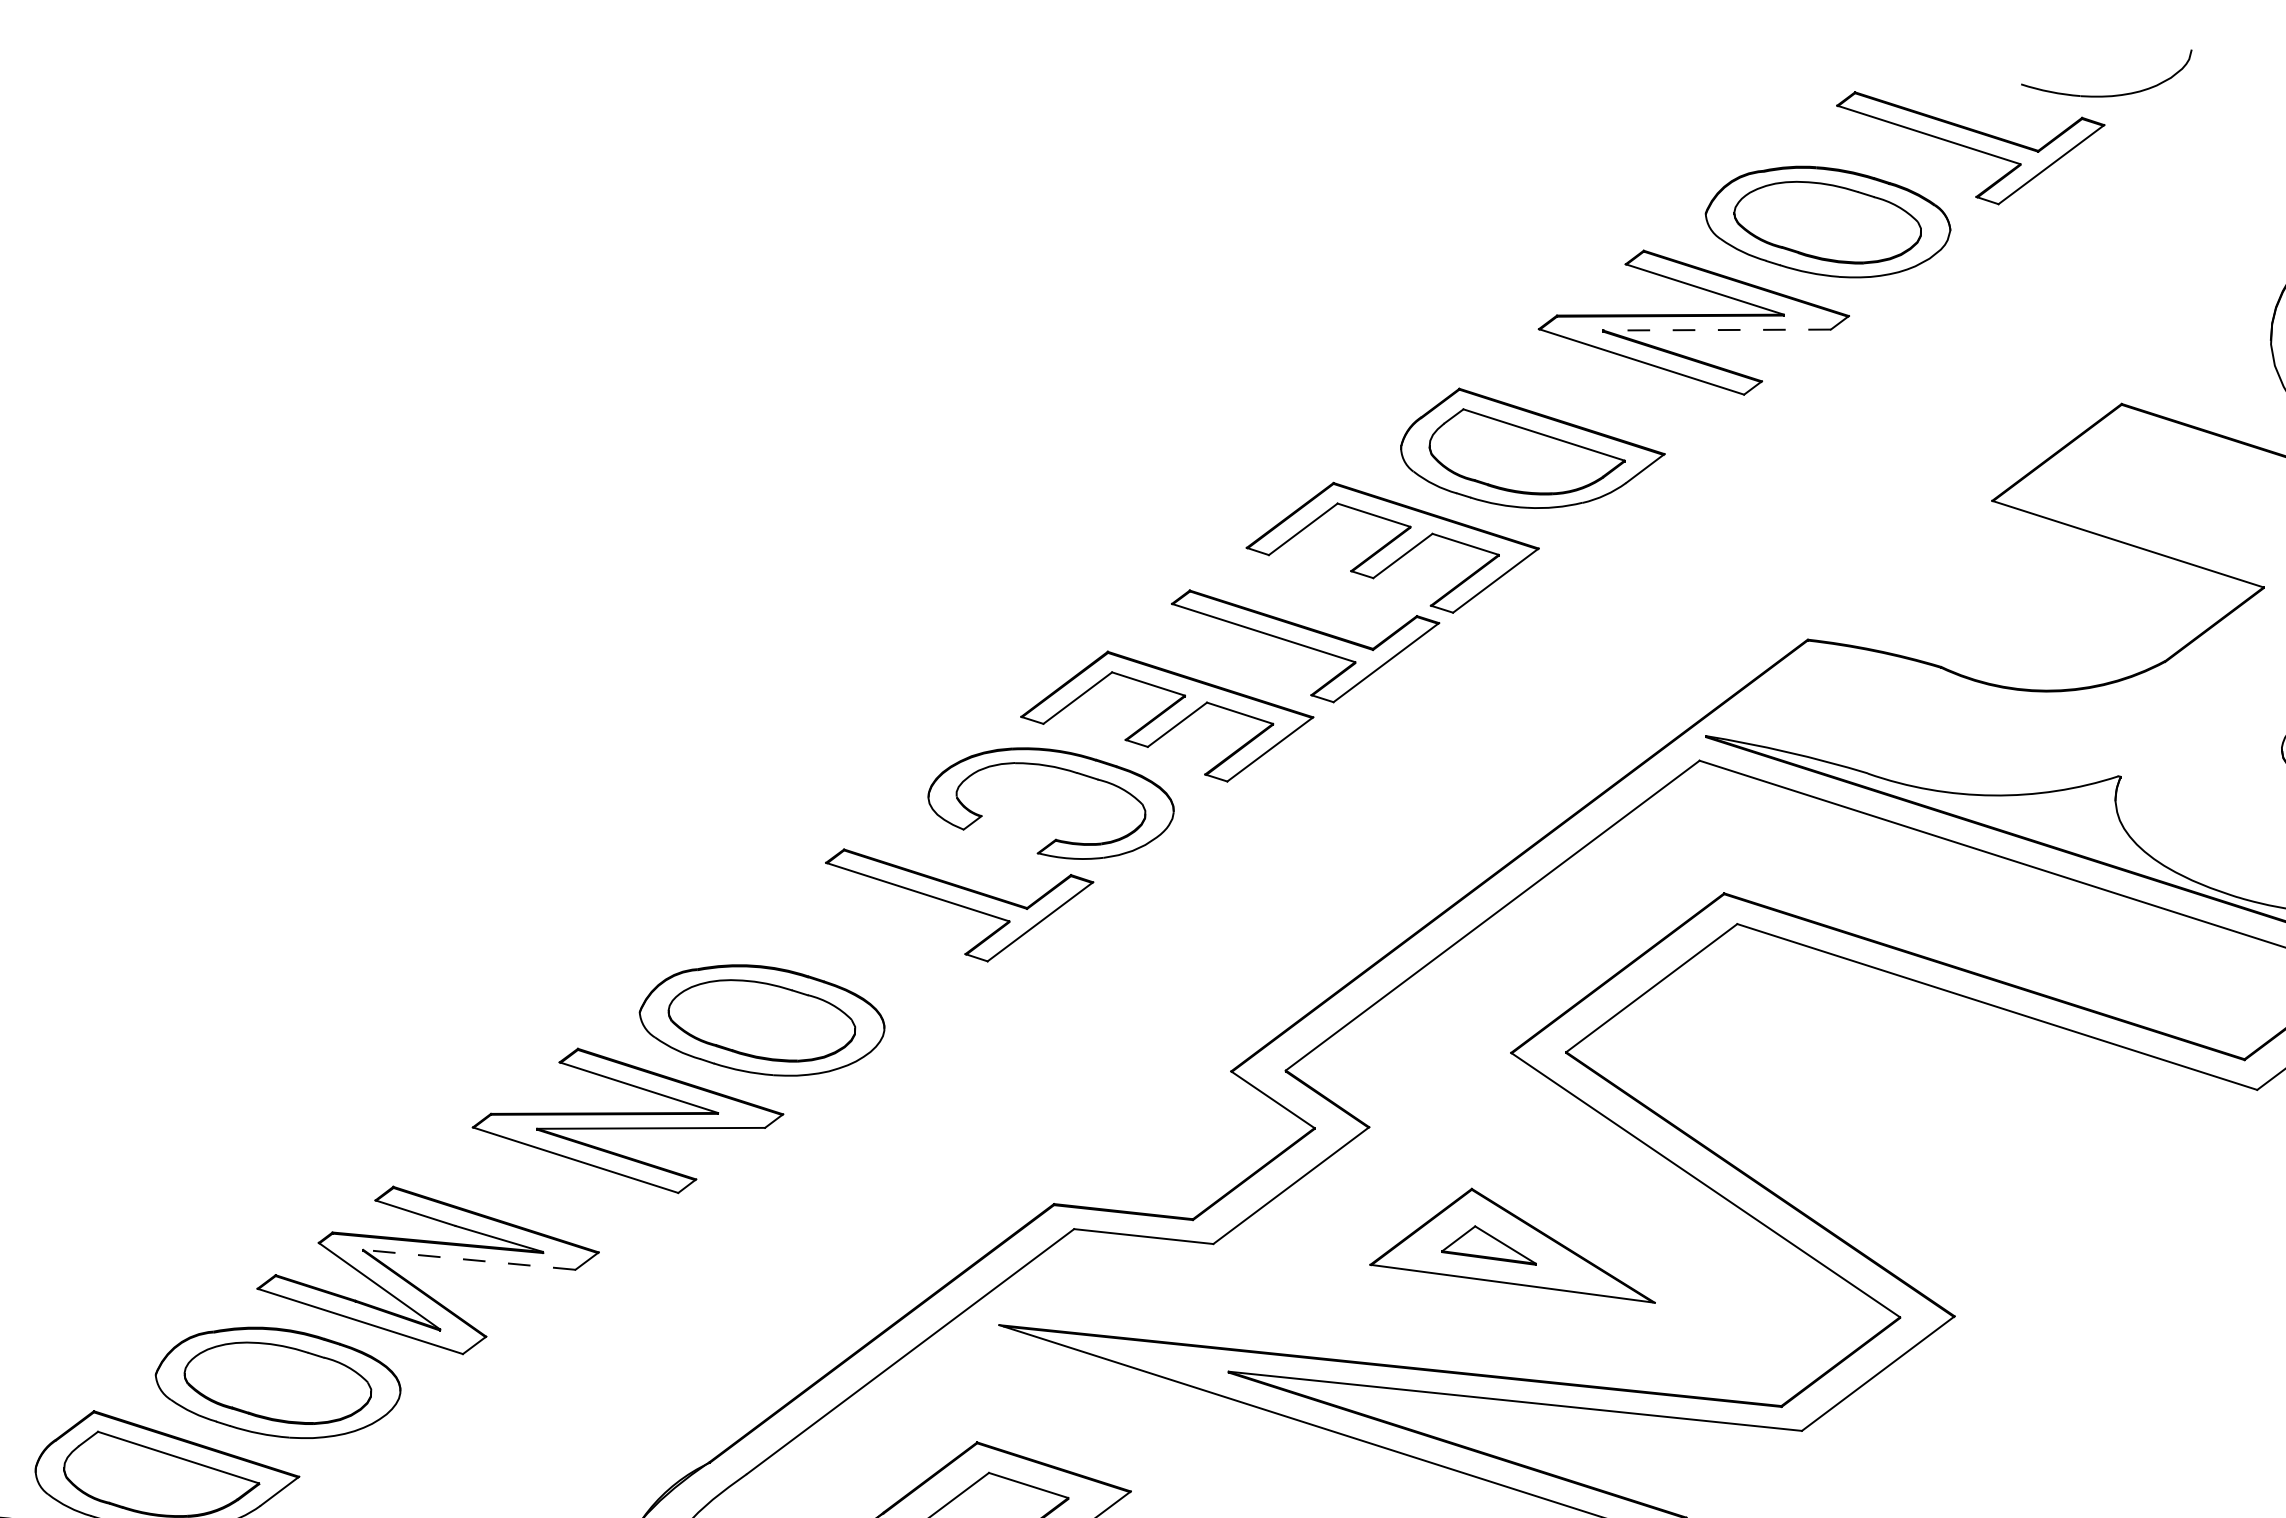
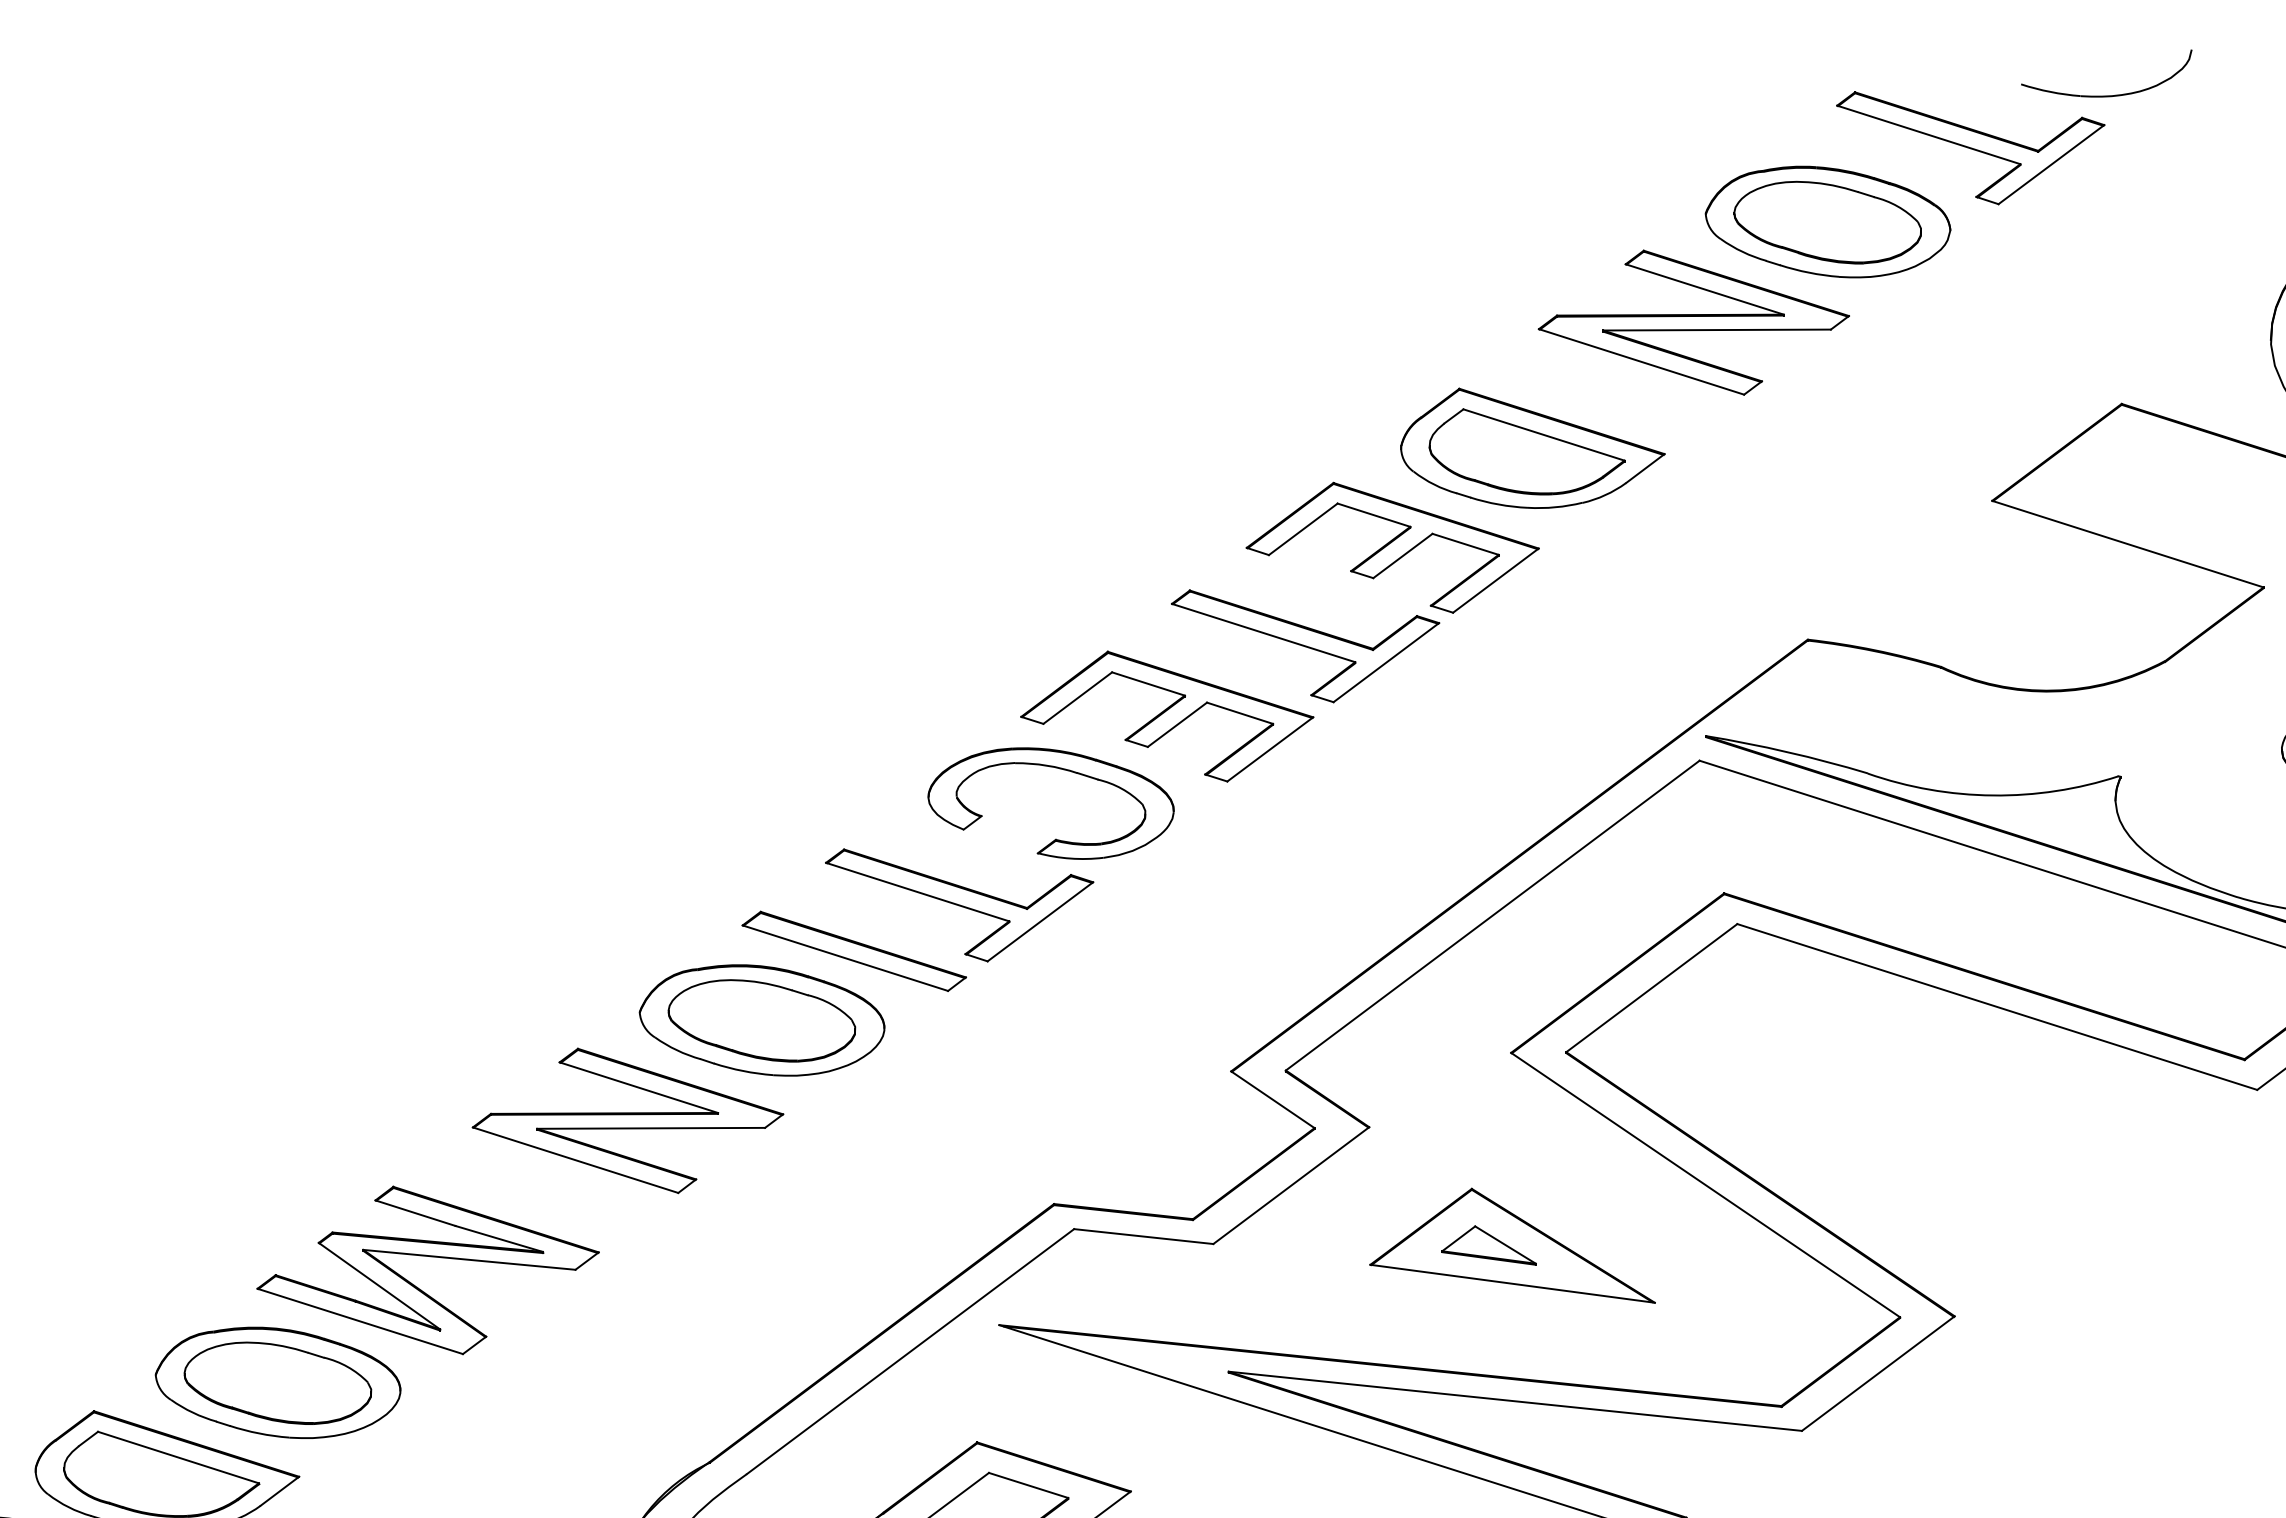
line: dashed -> solid (1717, 330)
part: none -> present (853, 950)
line: dashed -> solid (469, 1259)
